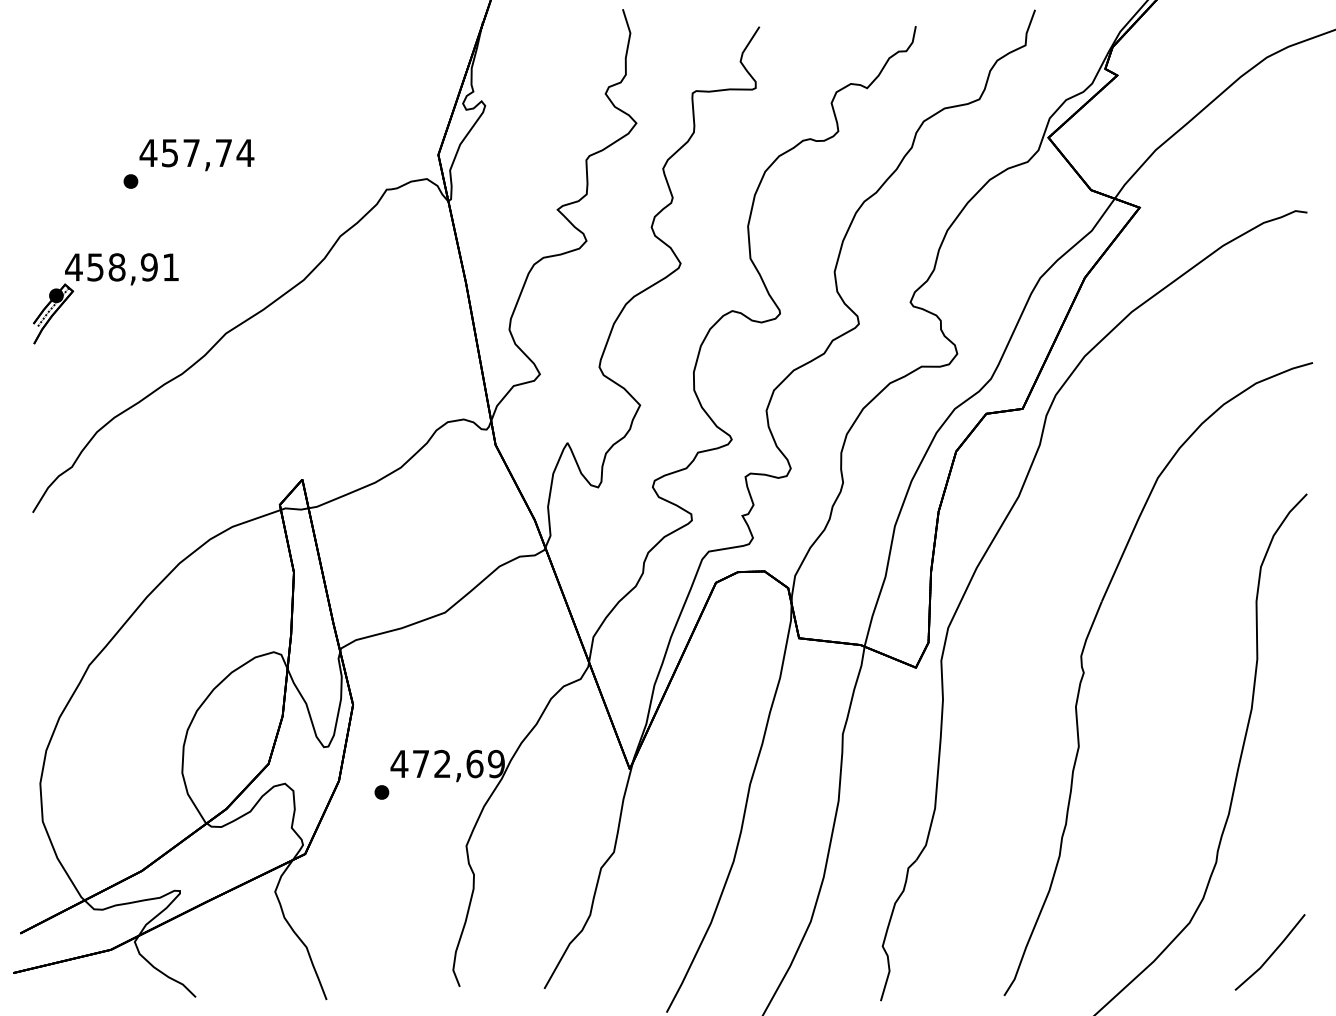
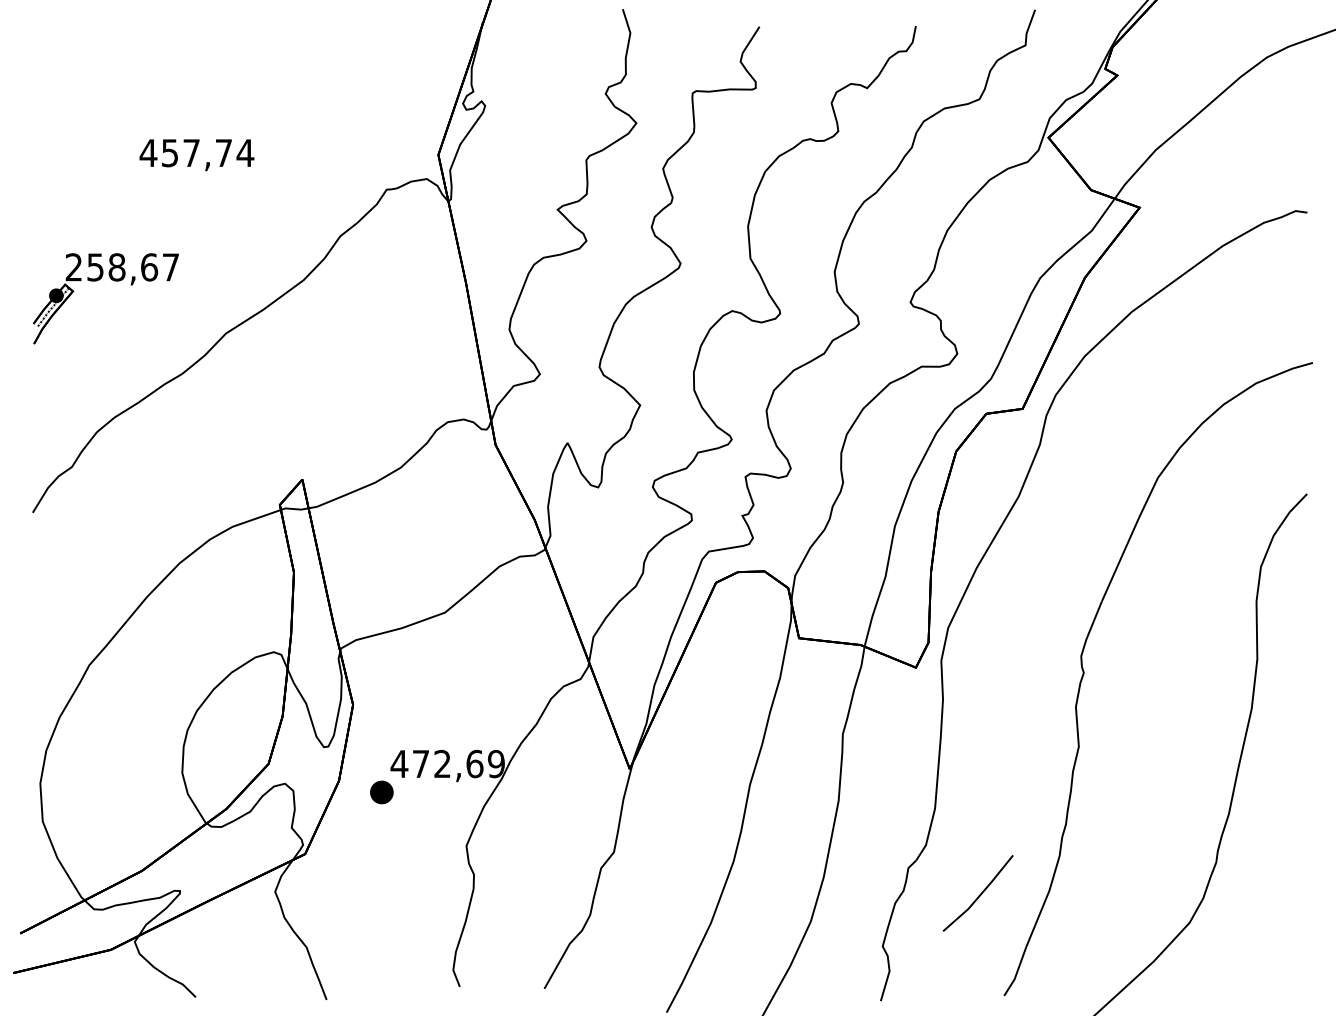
part: present -> none (130, 181)
text: 458,91 -> 258,67 (121, 267)
part size: 16x15 px -> 24x25 px (381, 792)
line position: (1271, 953) -> (979, 894) (979, 894)
